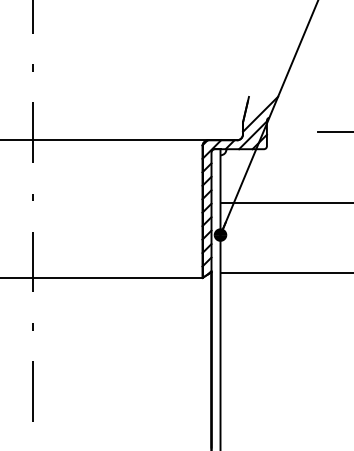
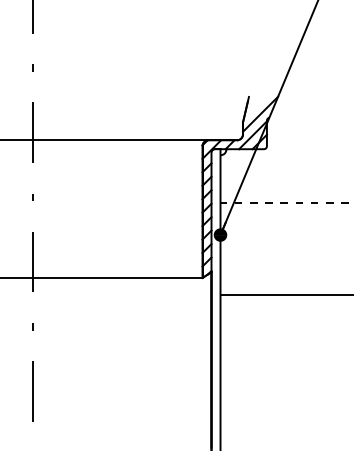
line: present -> none (333, 131)
line: solid -> dashed (286, 203)
line position: (285, 272) -> (285, 294) (285, 294)
